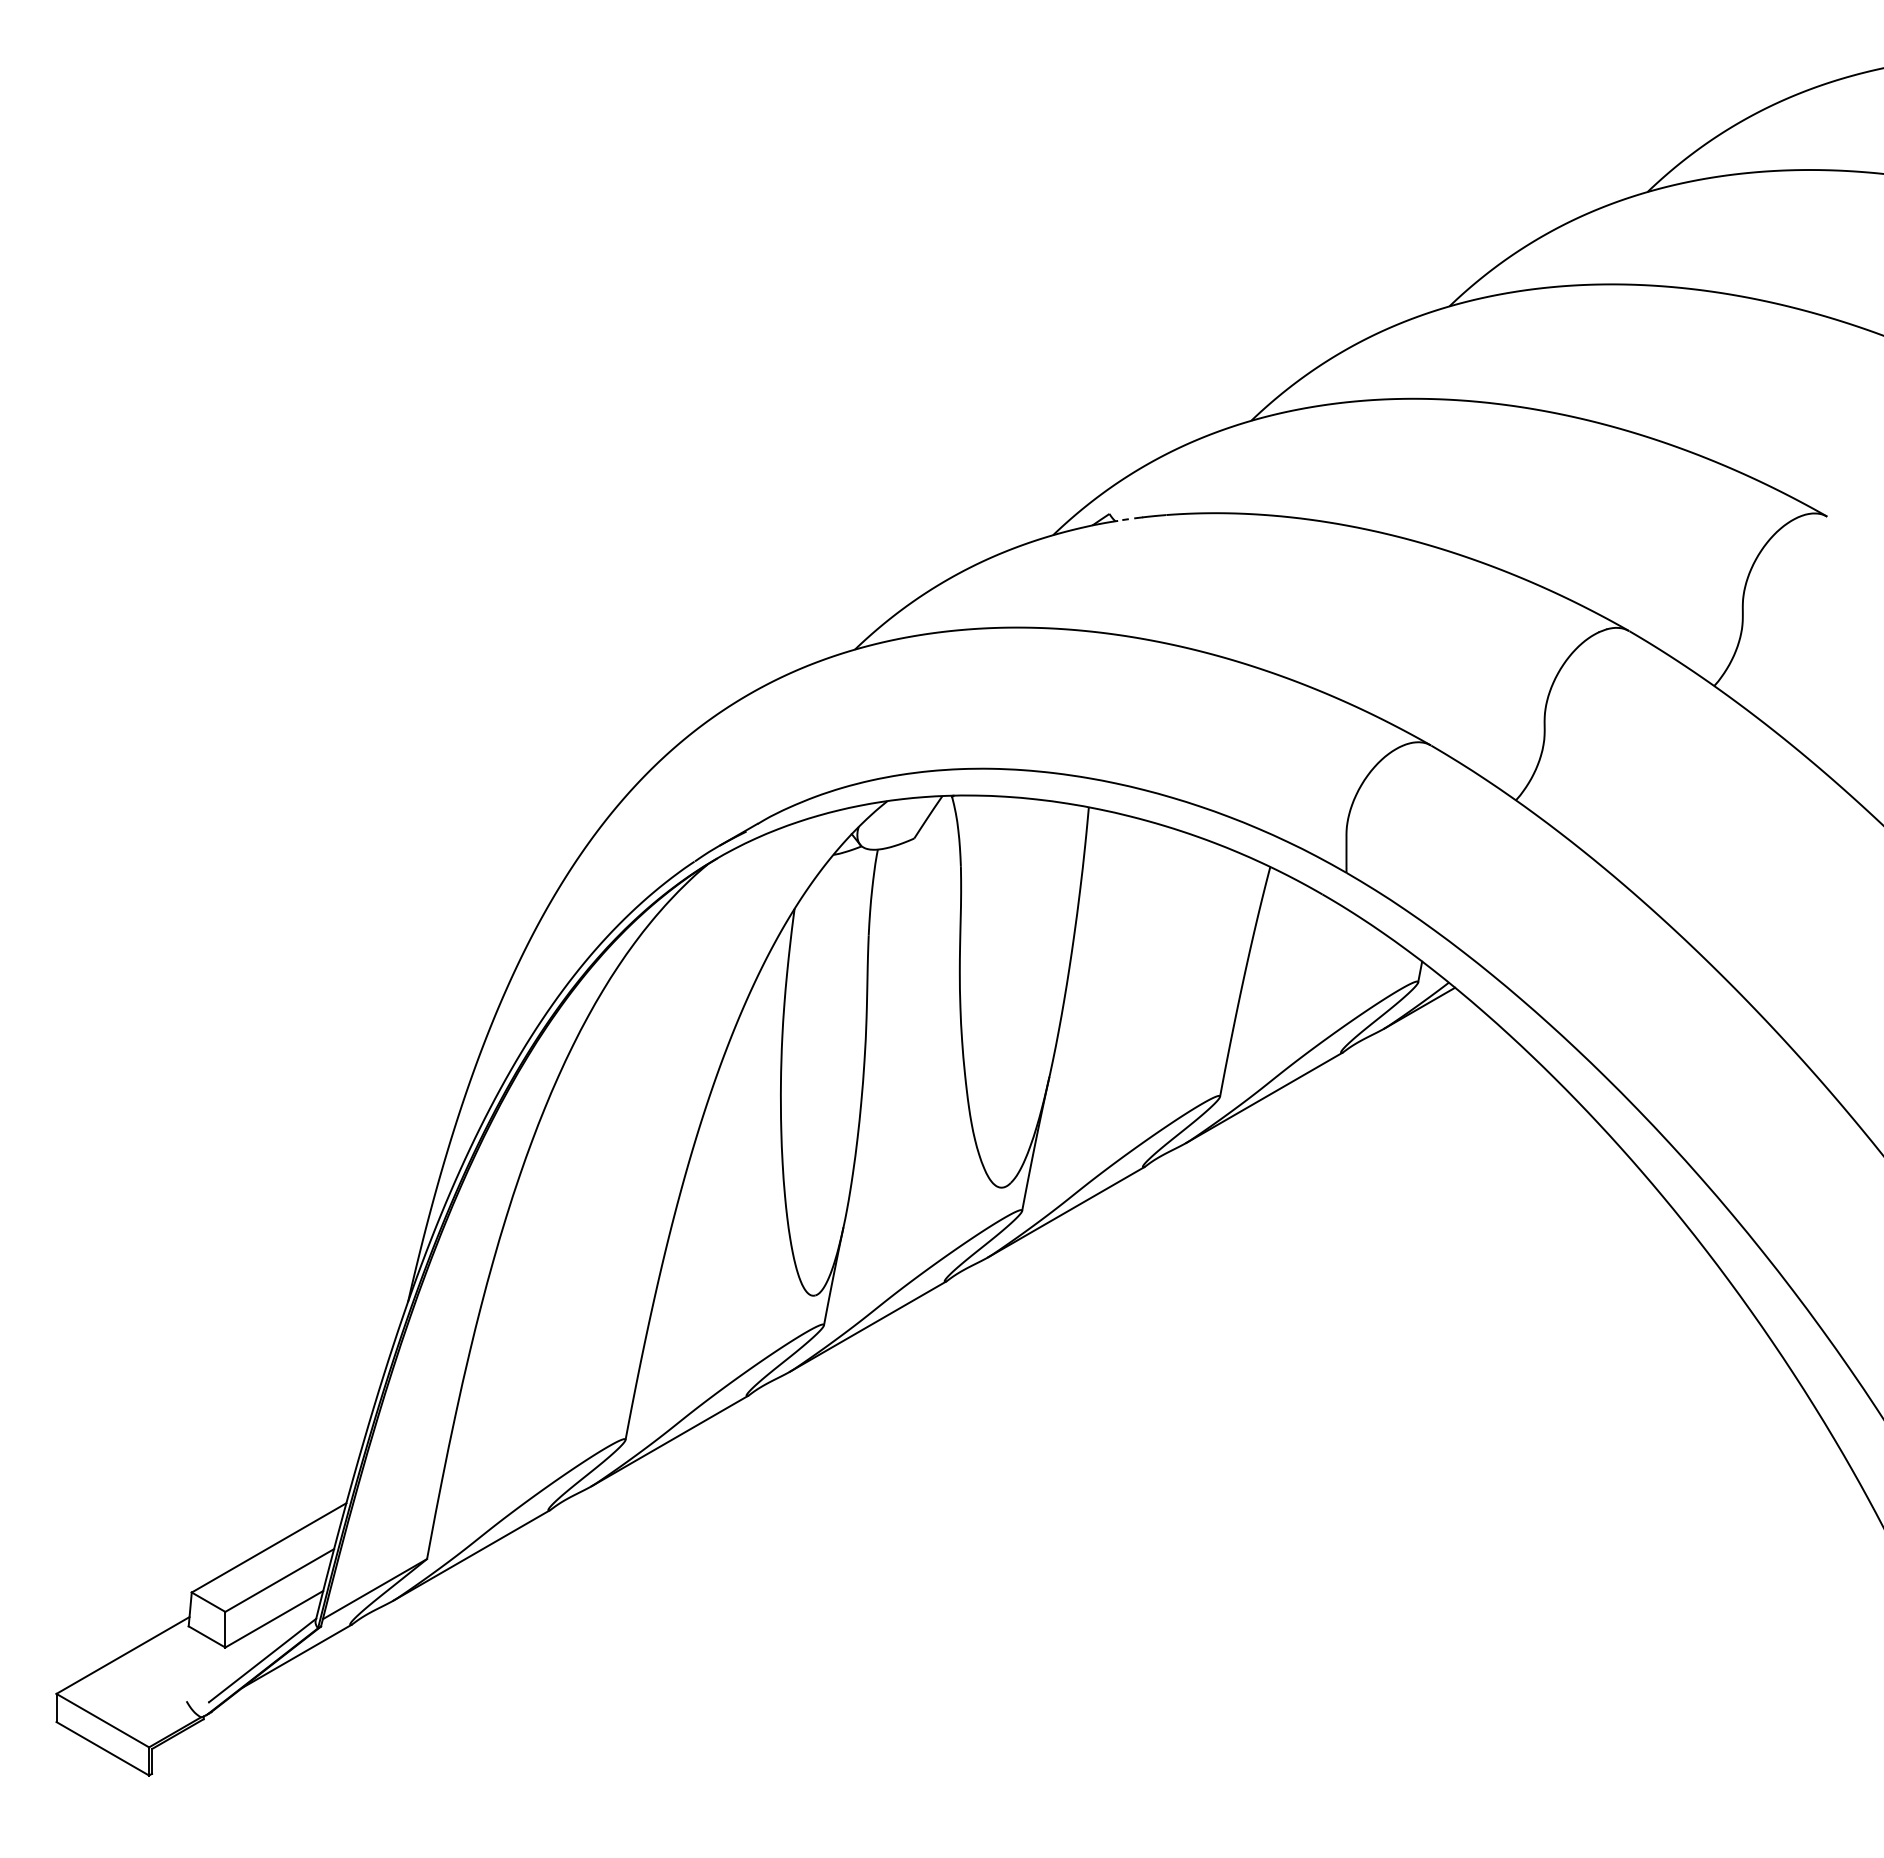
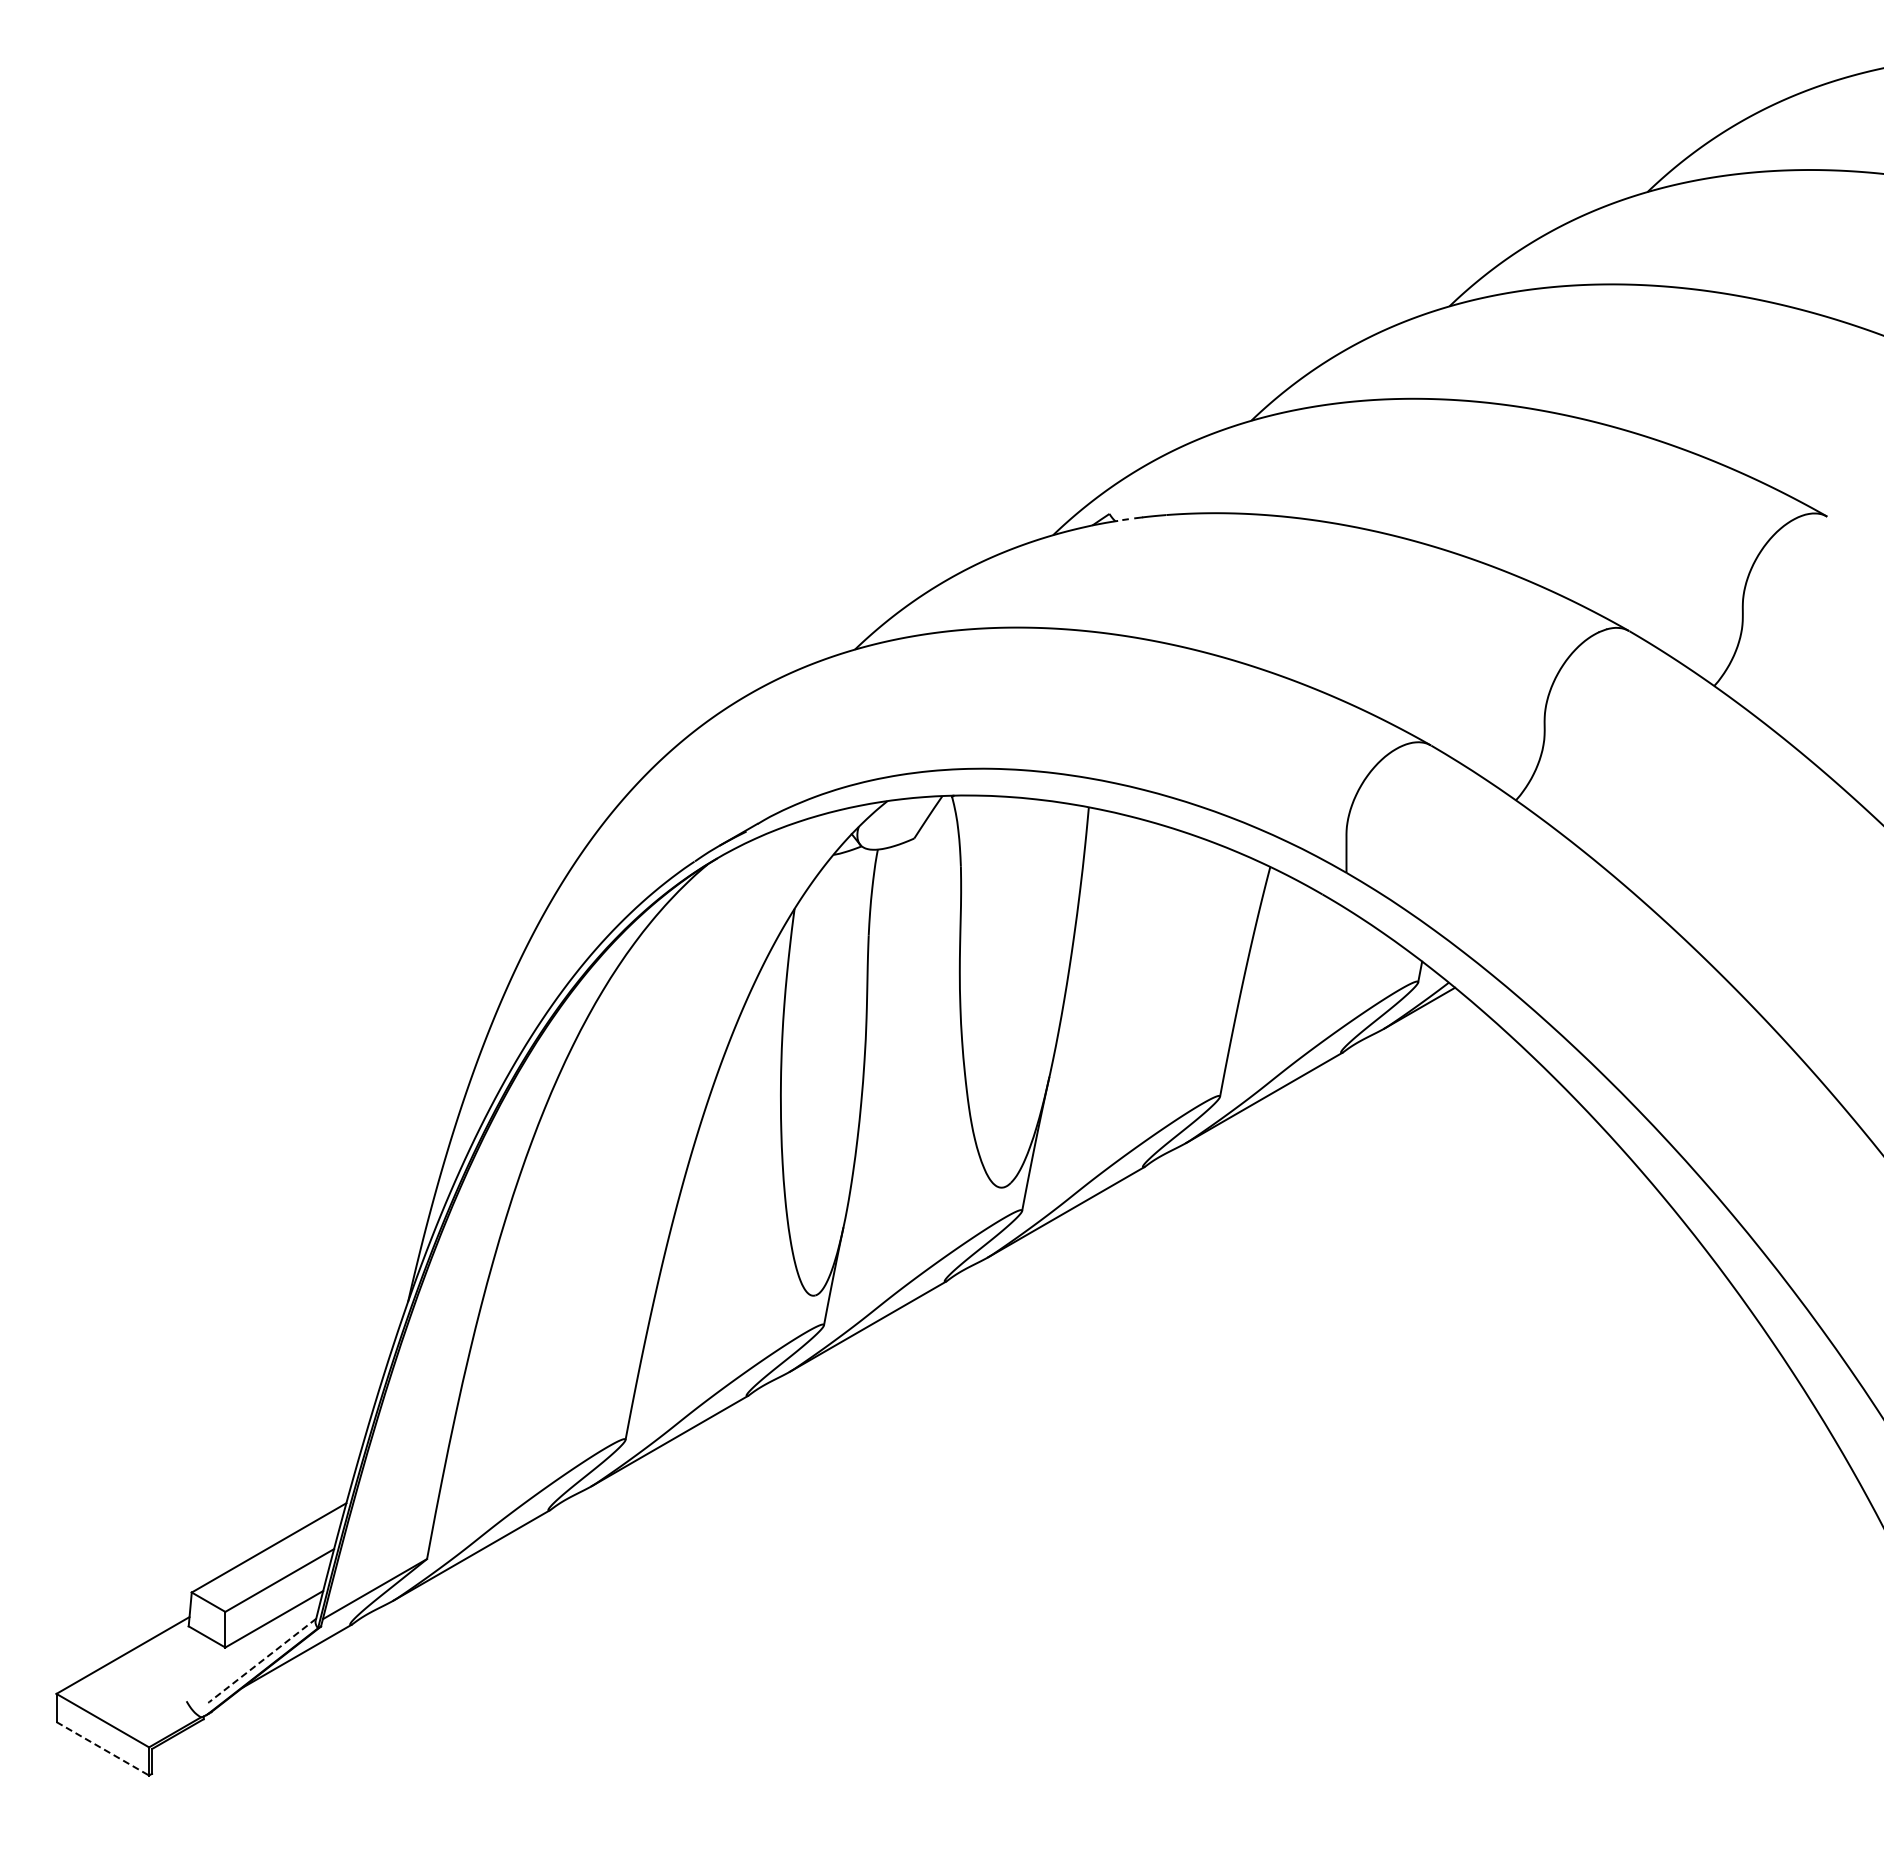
line: solid -> dashed (262, 1660)
line: solid -> dashed (103, 1749)
